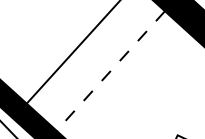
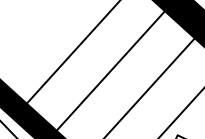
line: dashed -> solid (110, 70)
line: none -> present (150, 86)
line: none -> present (180, 112)
